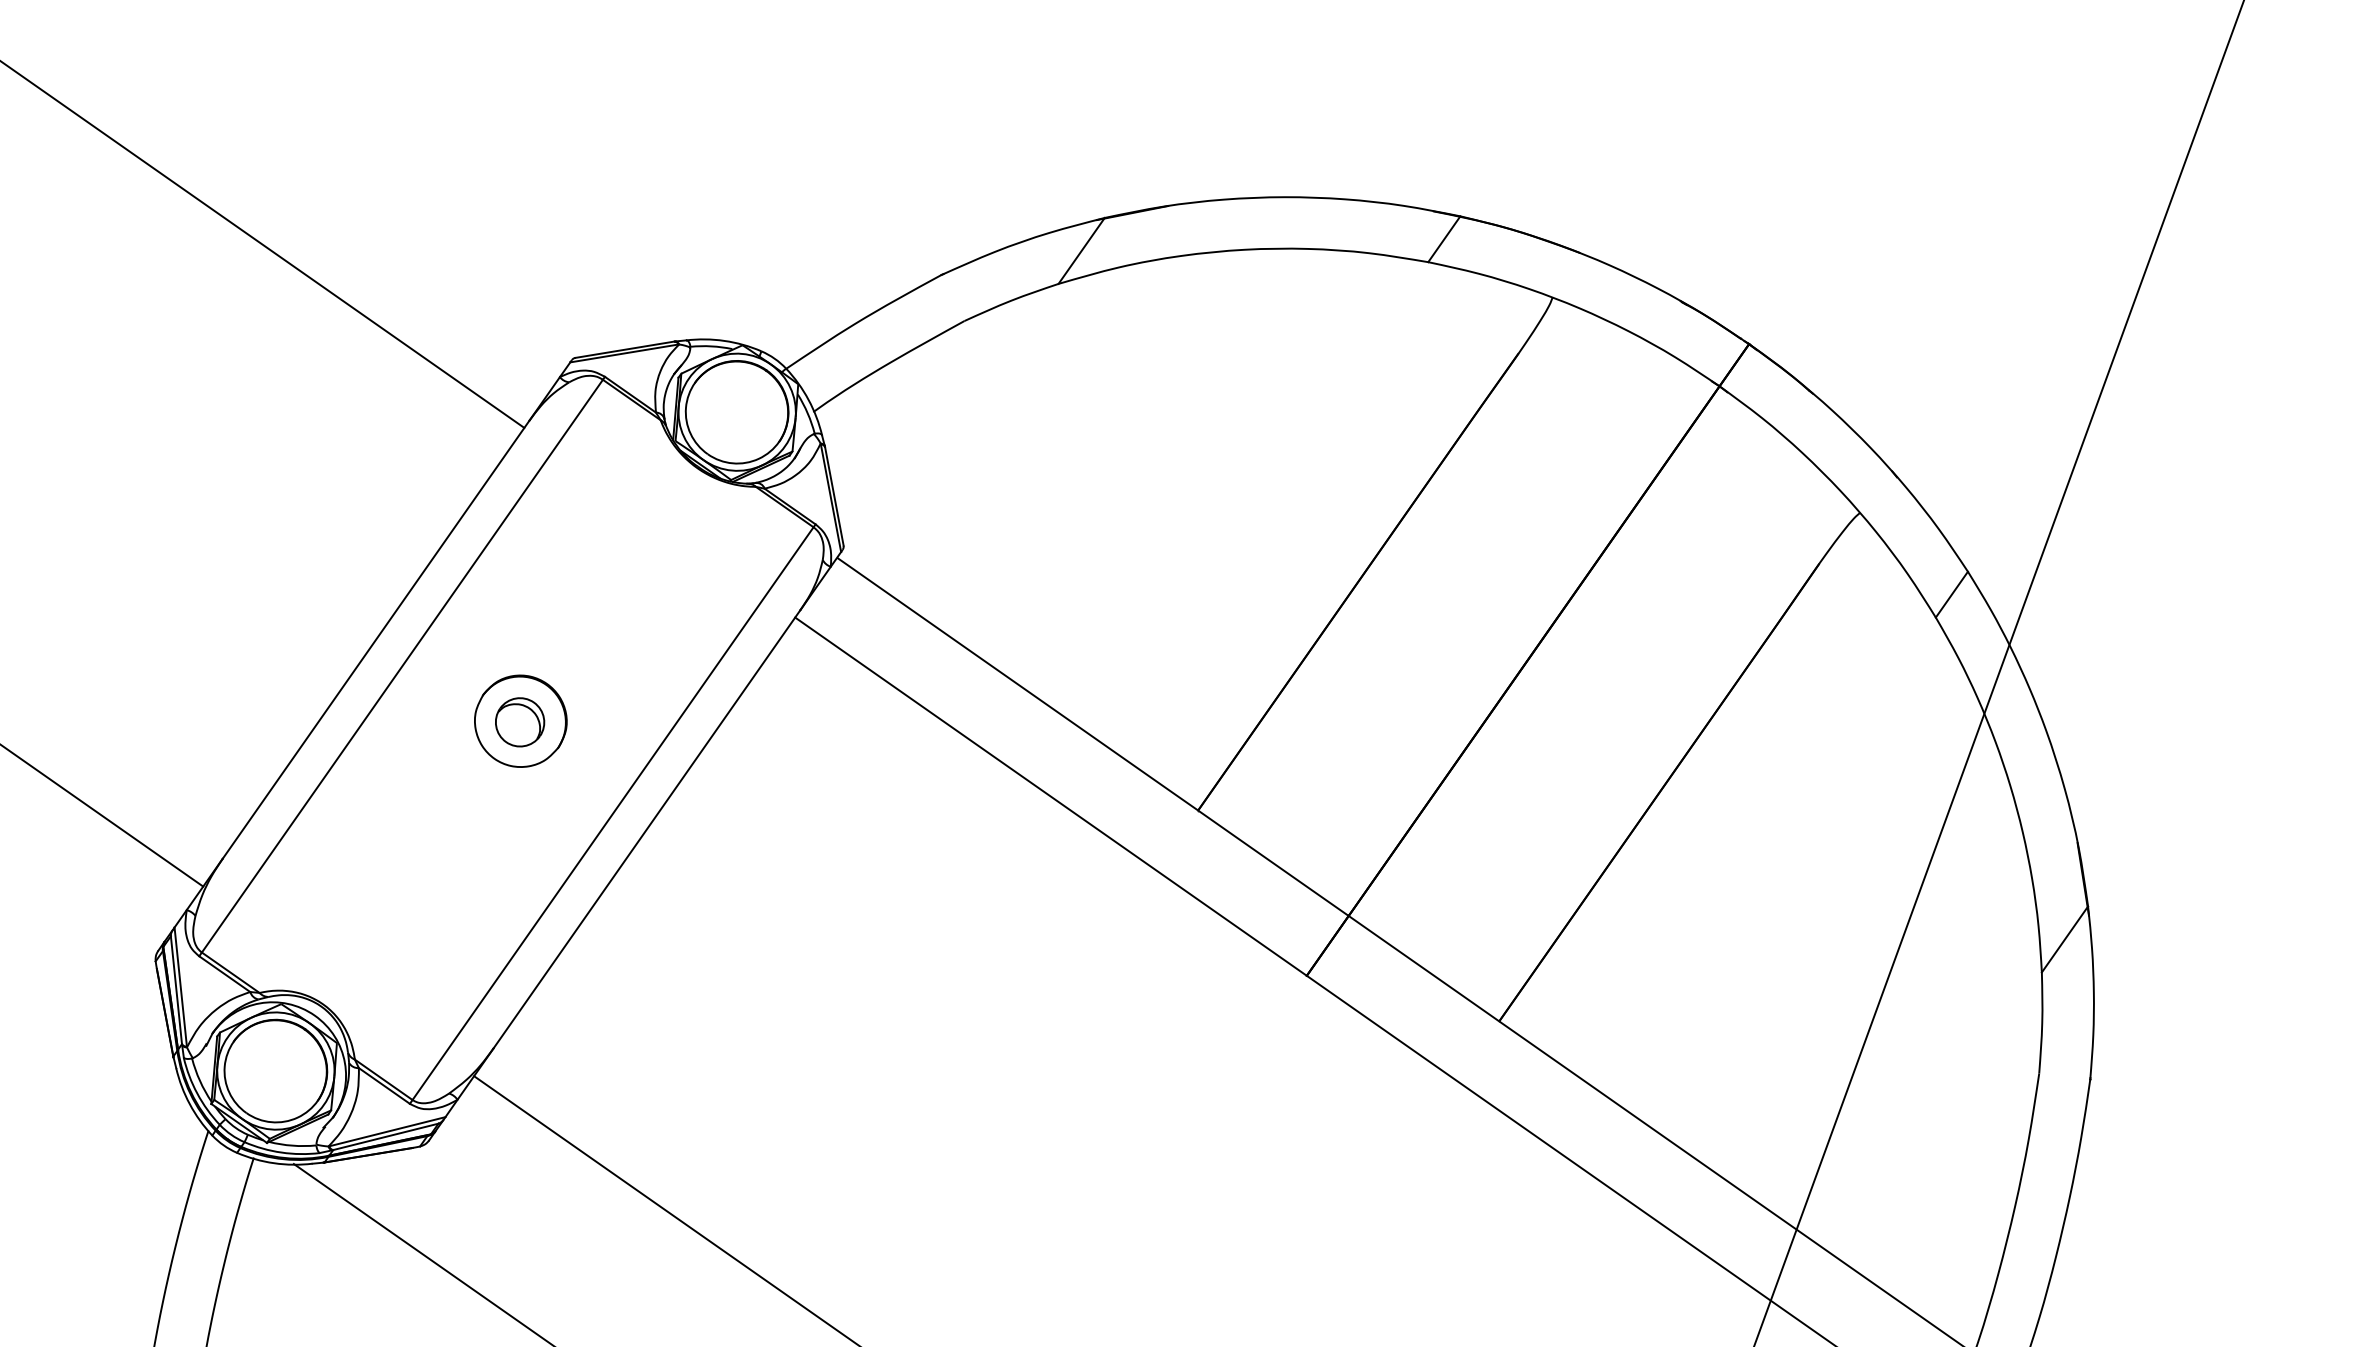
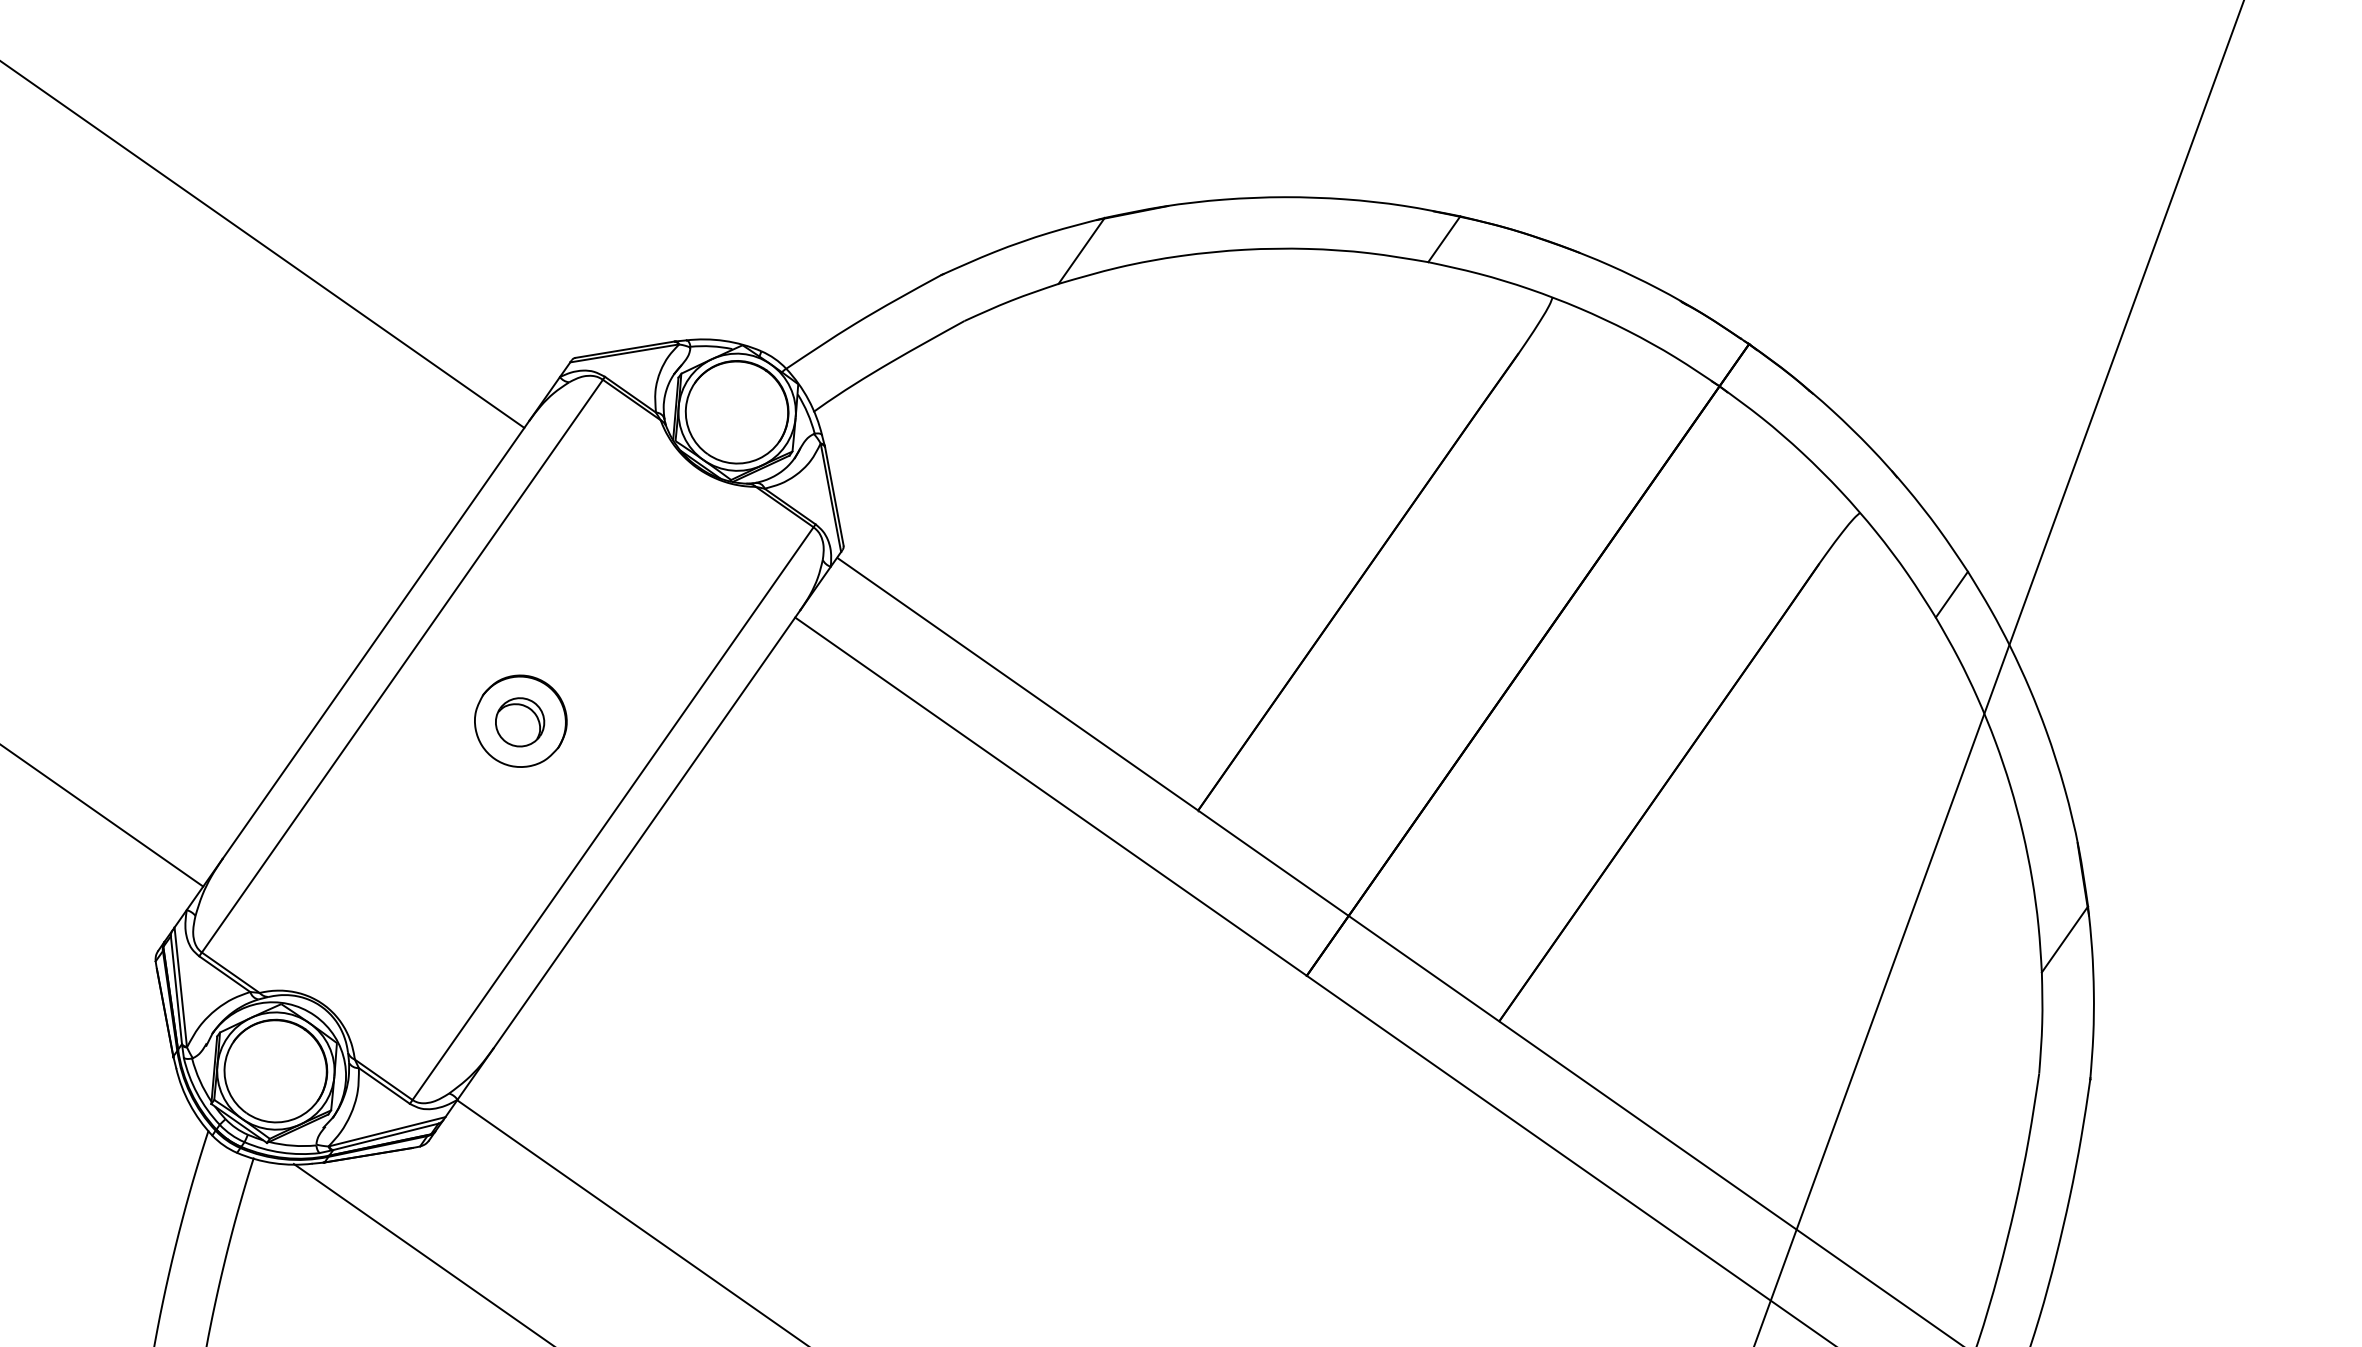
line position: (664, 1209) -> (631, 1221) (631, 1221)
